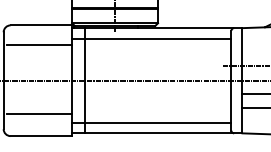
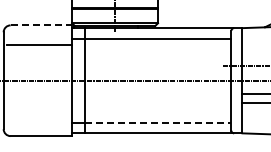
line: solid -> dashed (41, 25)
line position: (254, 107) -> (254, 102) (254, 102)
line: present -> none (39, 113)
line: solid -> dashed (158, 122)
